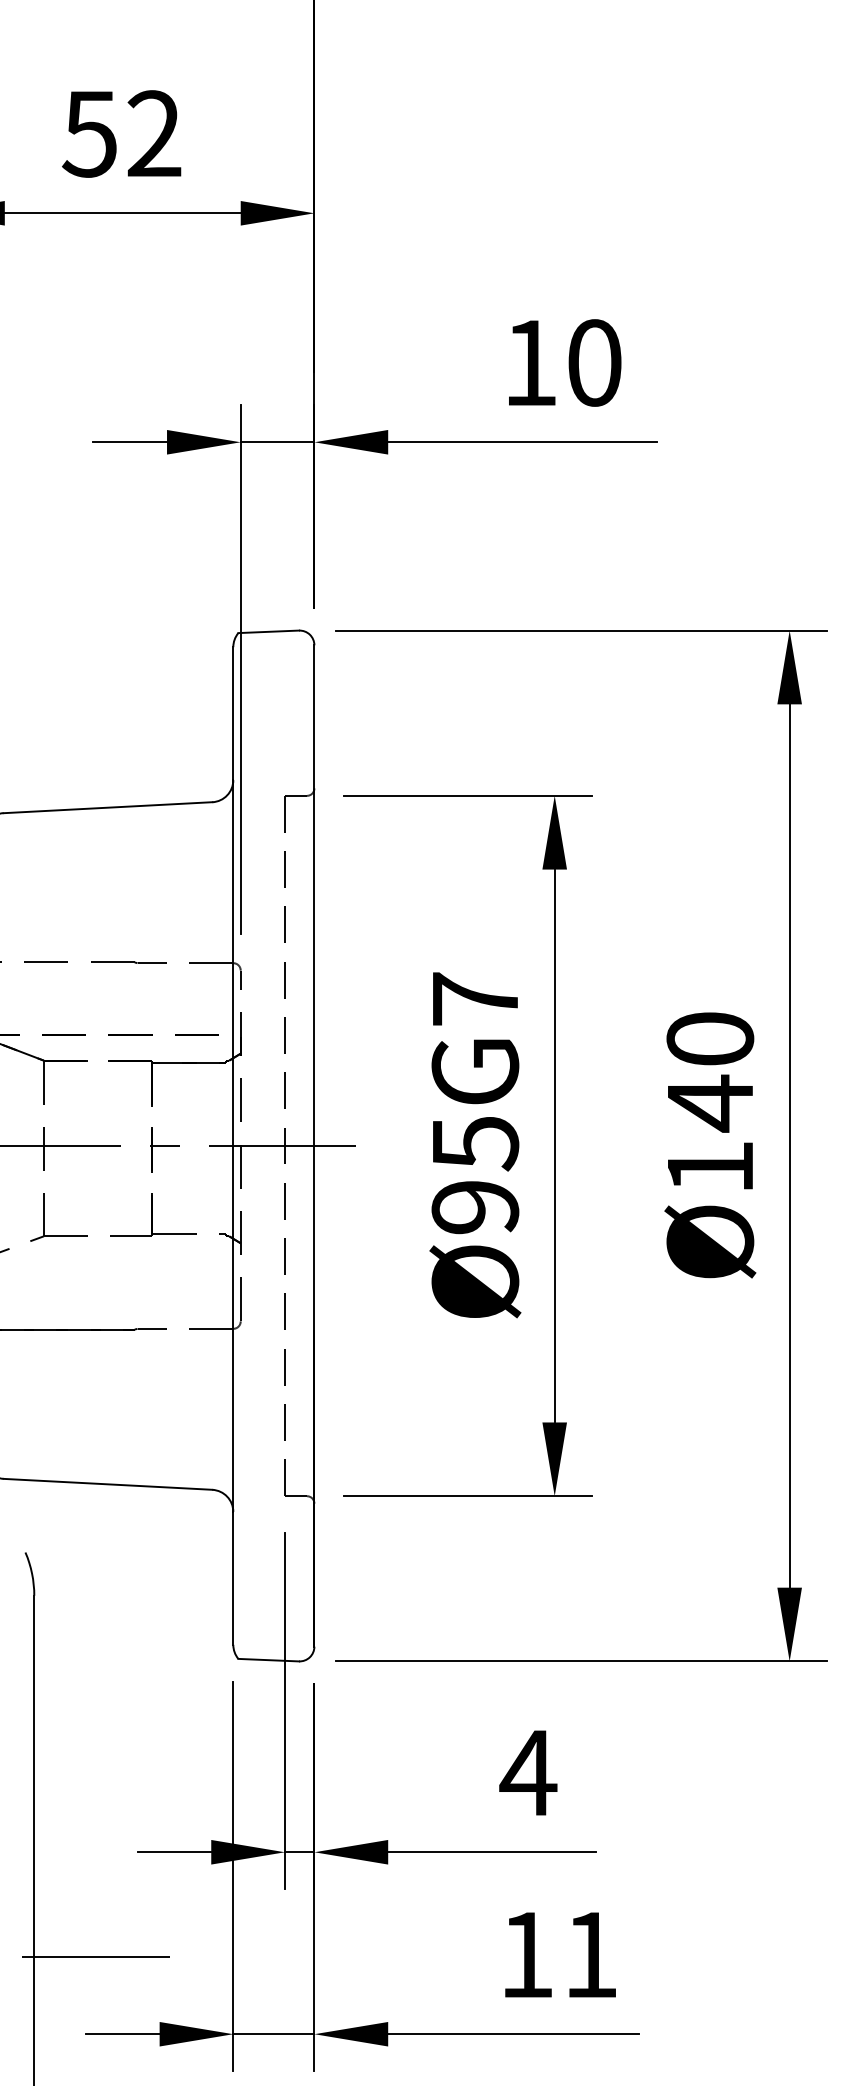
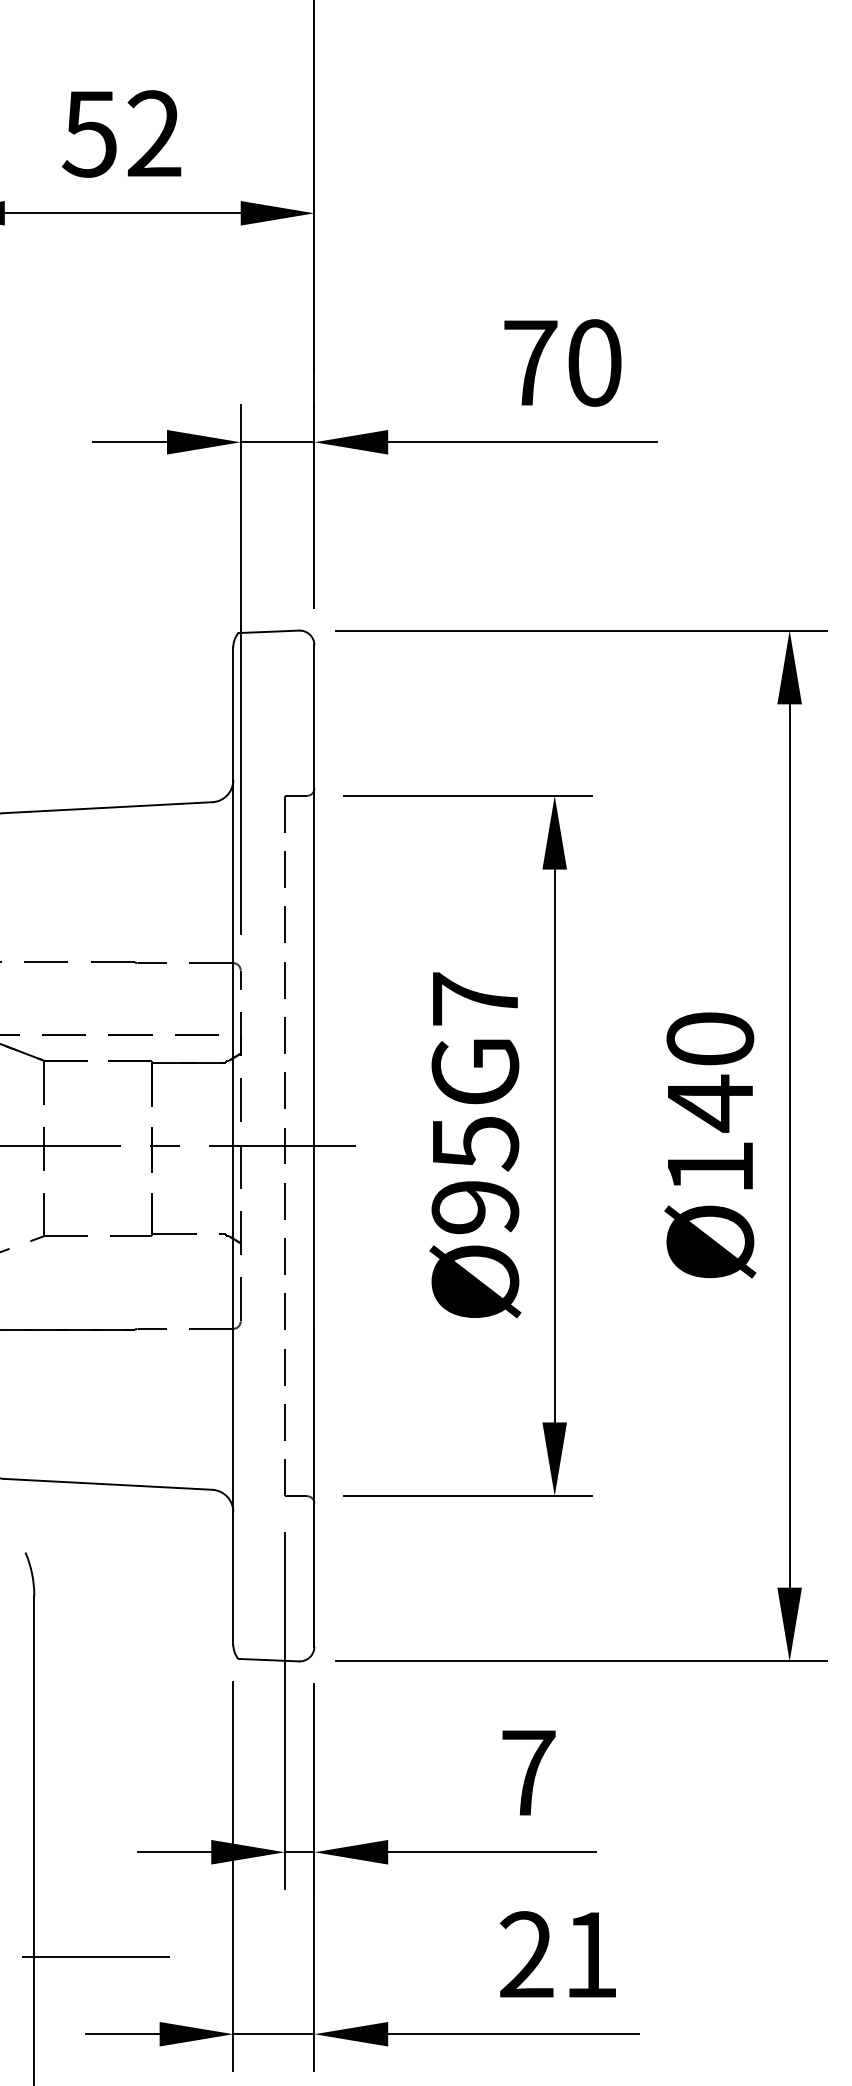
text: 10 -> 70 (530, 362)
text: 4 -> 7 (528, 1772)
text: 11 -> 21 (526, 1954)
